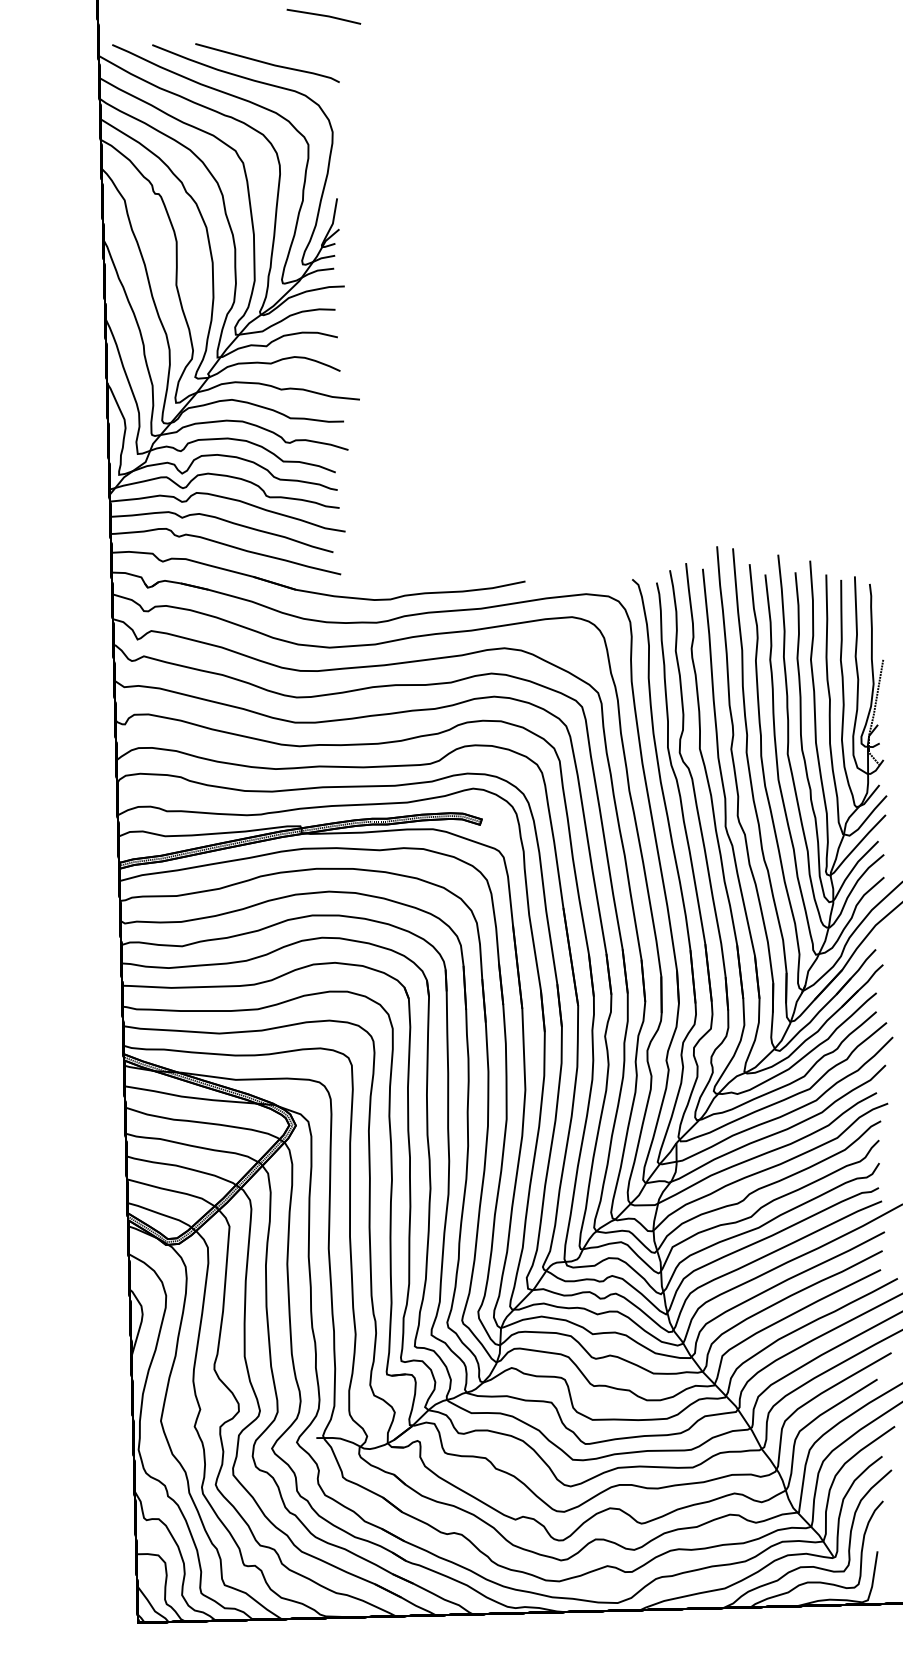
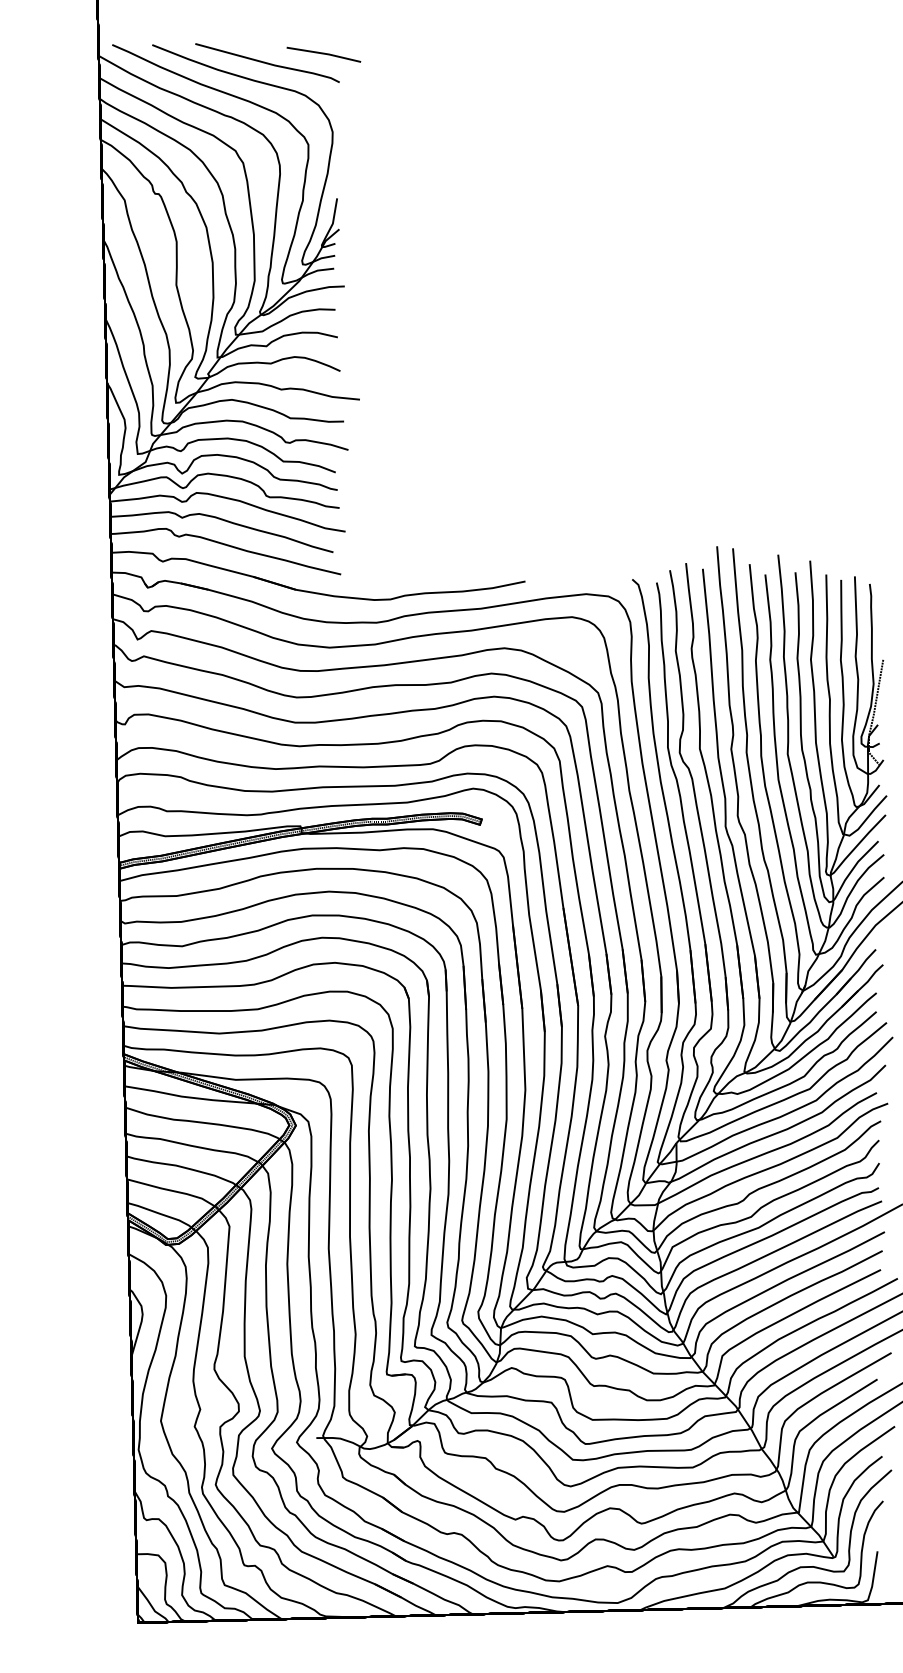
line position: (323, 16) -> (323, 54) (323, 54)
